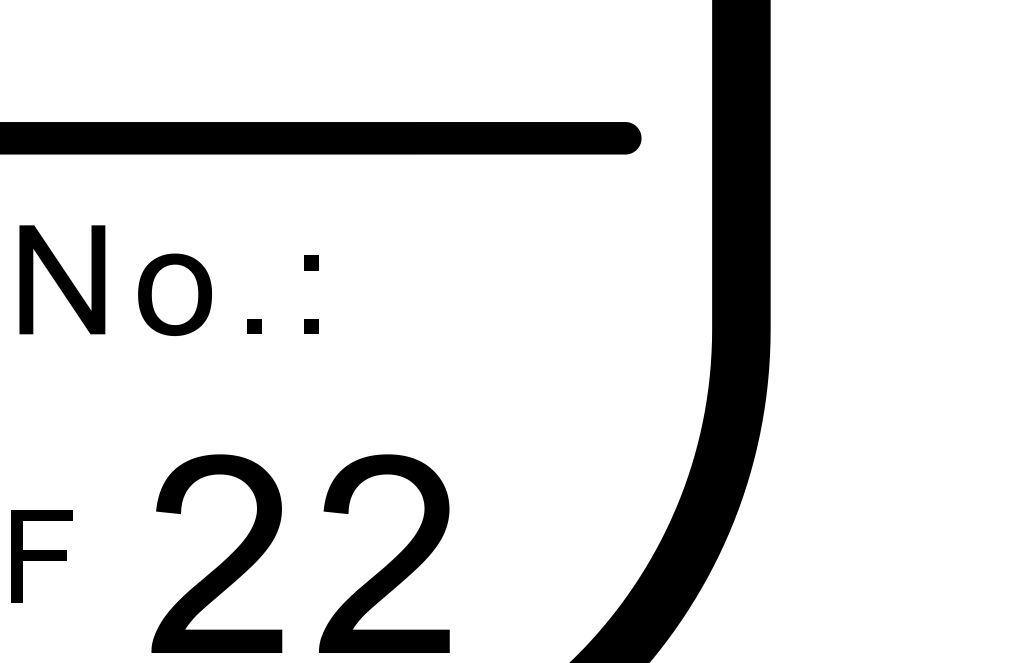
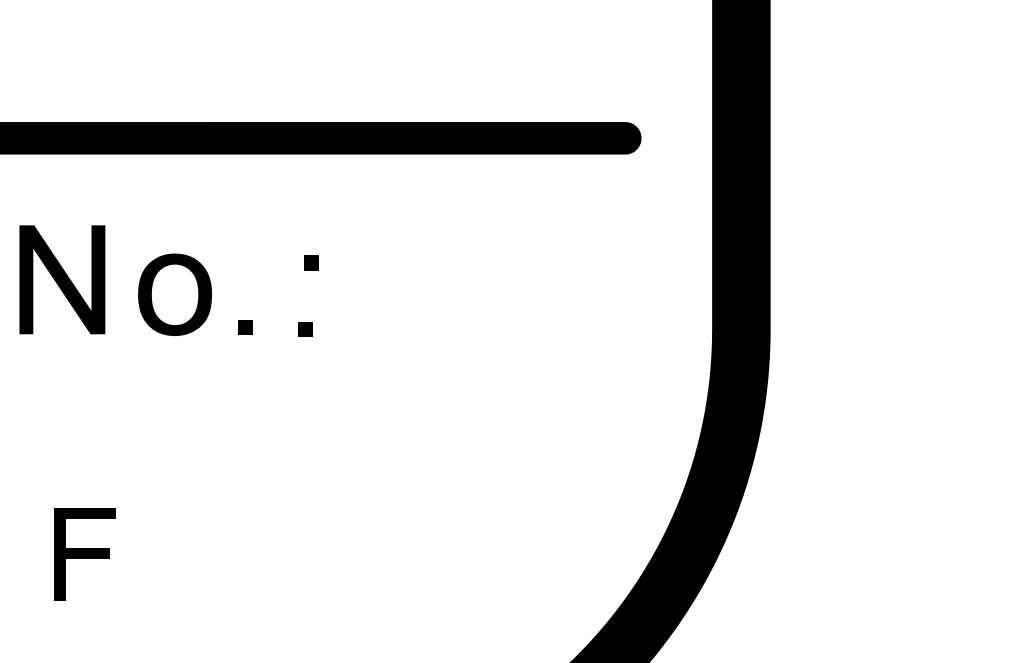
part position: (254, 326) -> (245, 327) (245, 327)
part position: (311, 326) -> (305, 329) (305, 329)
fill: present -> none (216, 553)
fill: present -> none (383, 553)
part position: (41, 556) -> (84, 554) (84, 554)
